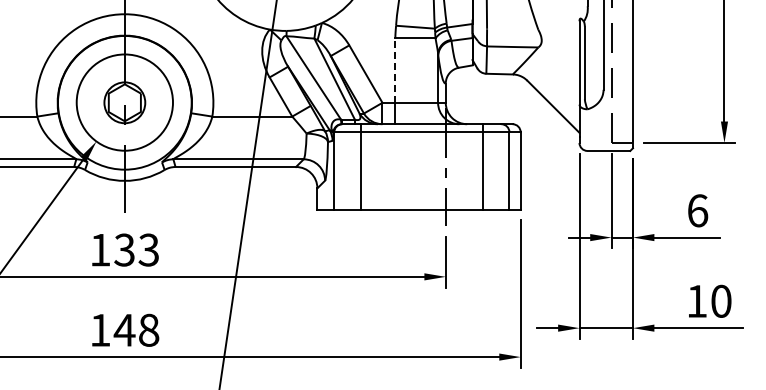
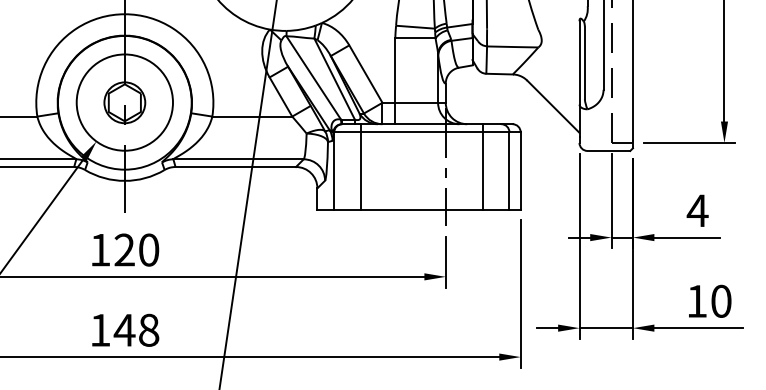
line: dashed -> solid (395, 70)
text: 6 -> 4 (697, 210)
text: 133 -> 120 (136, 249)
